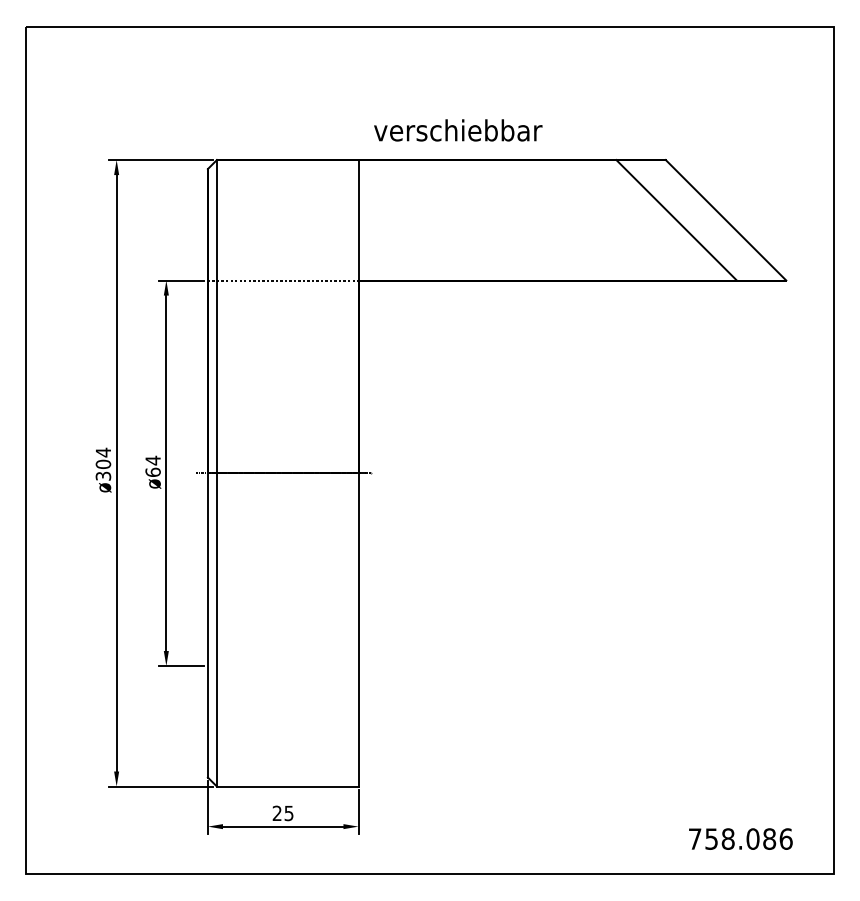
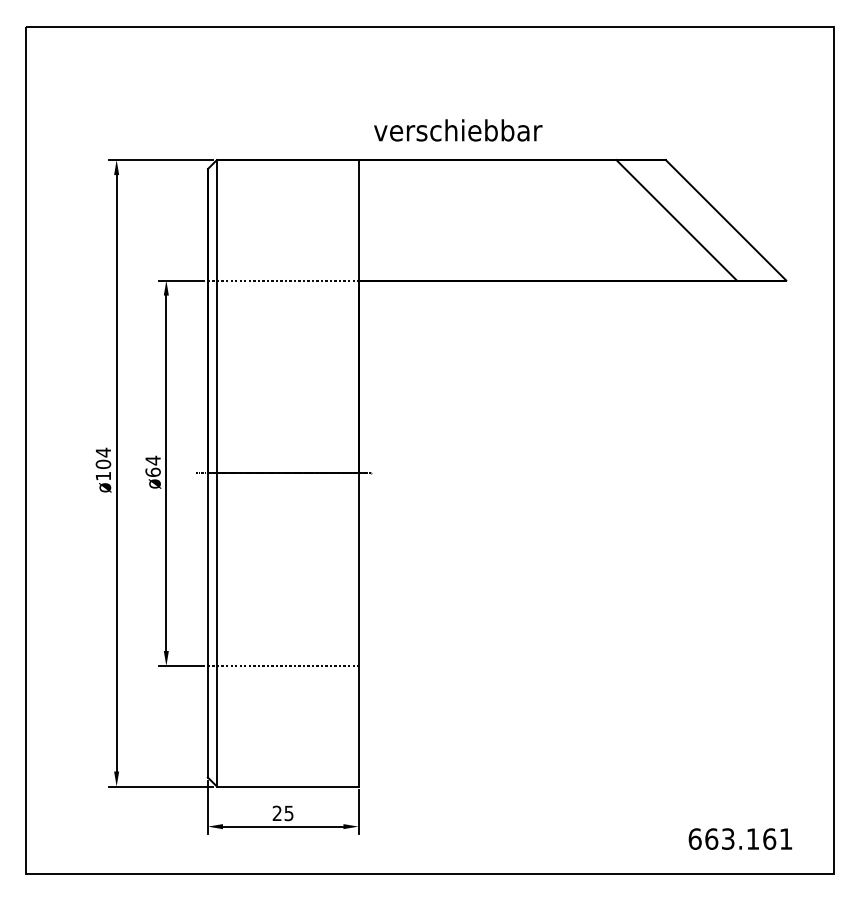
text: ø304 -> ø104 (103, 475)
line: none -> present (282, 666)
text: 758.086 -> 663.161 (740, 838)
